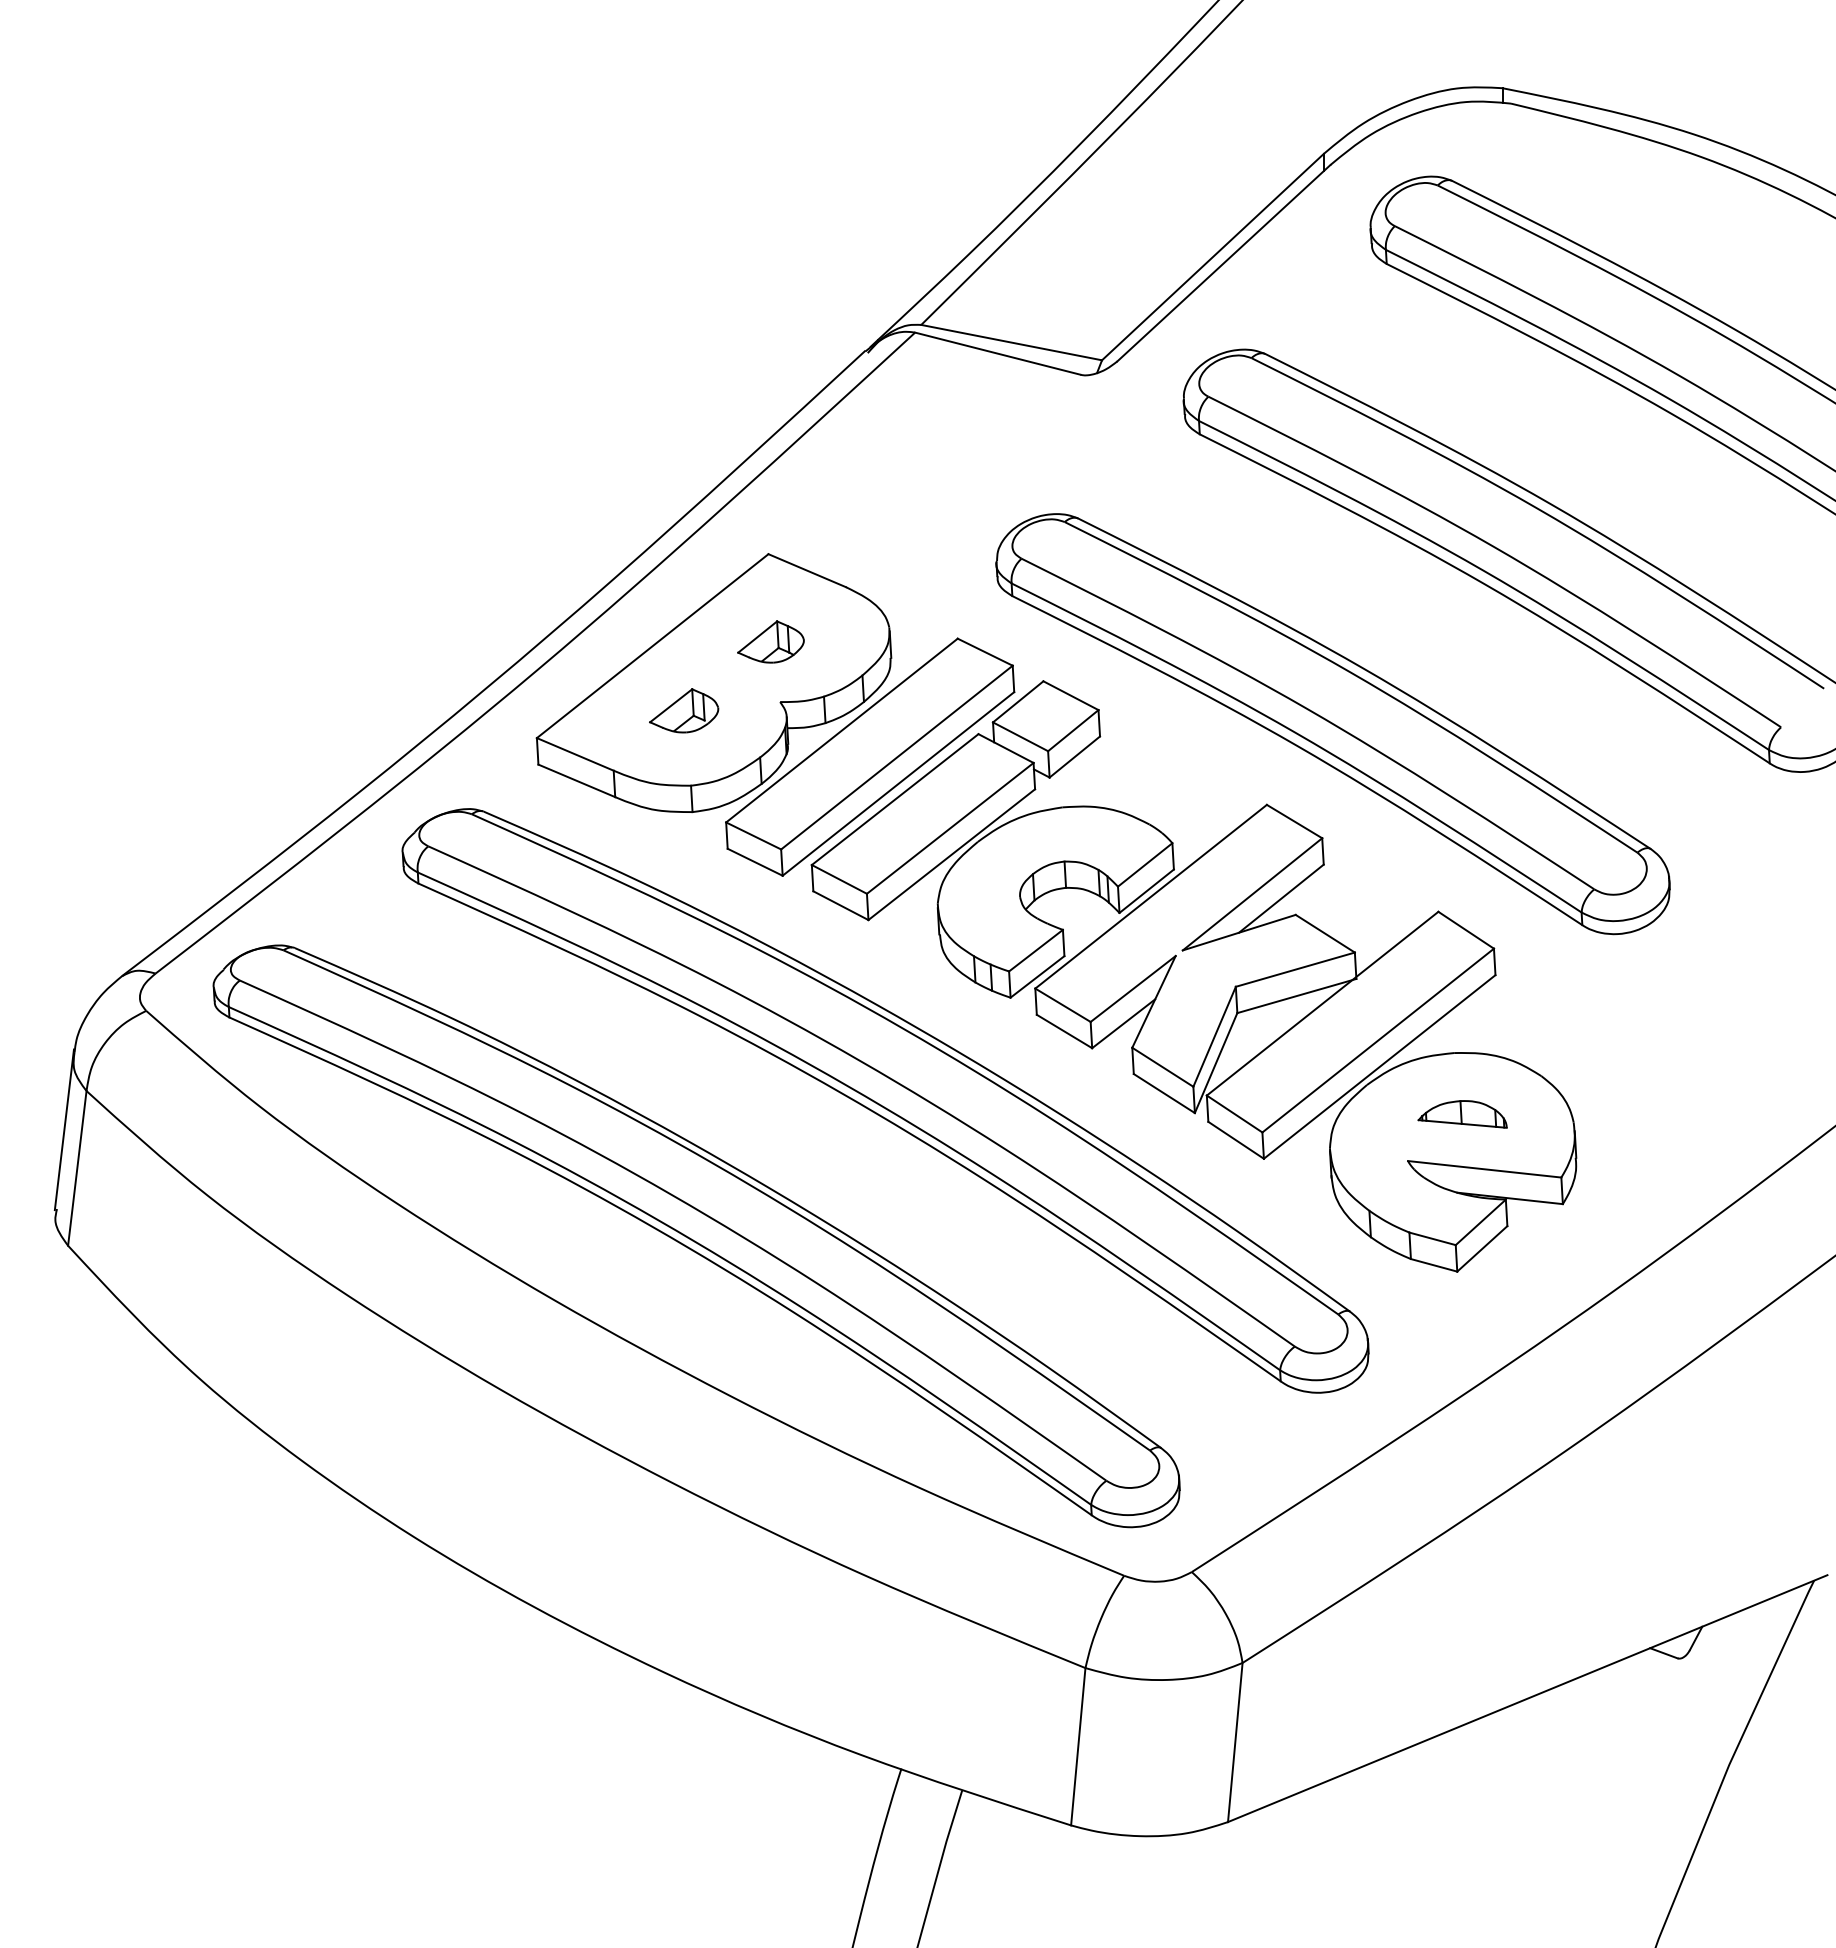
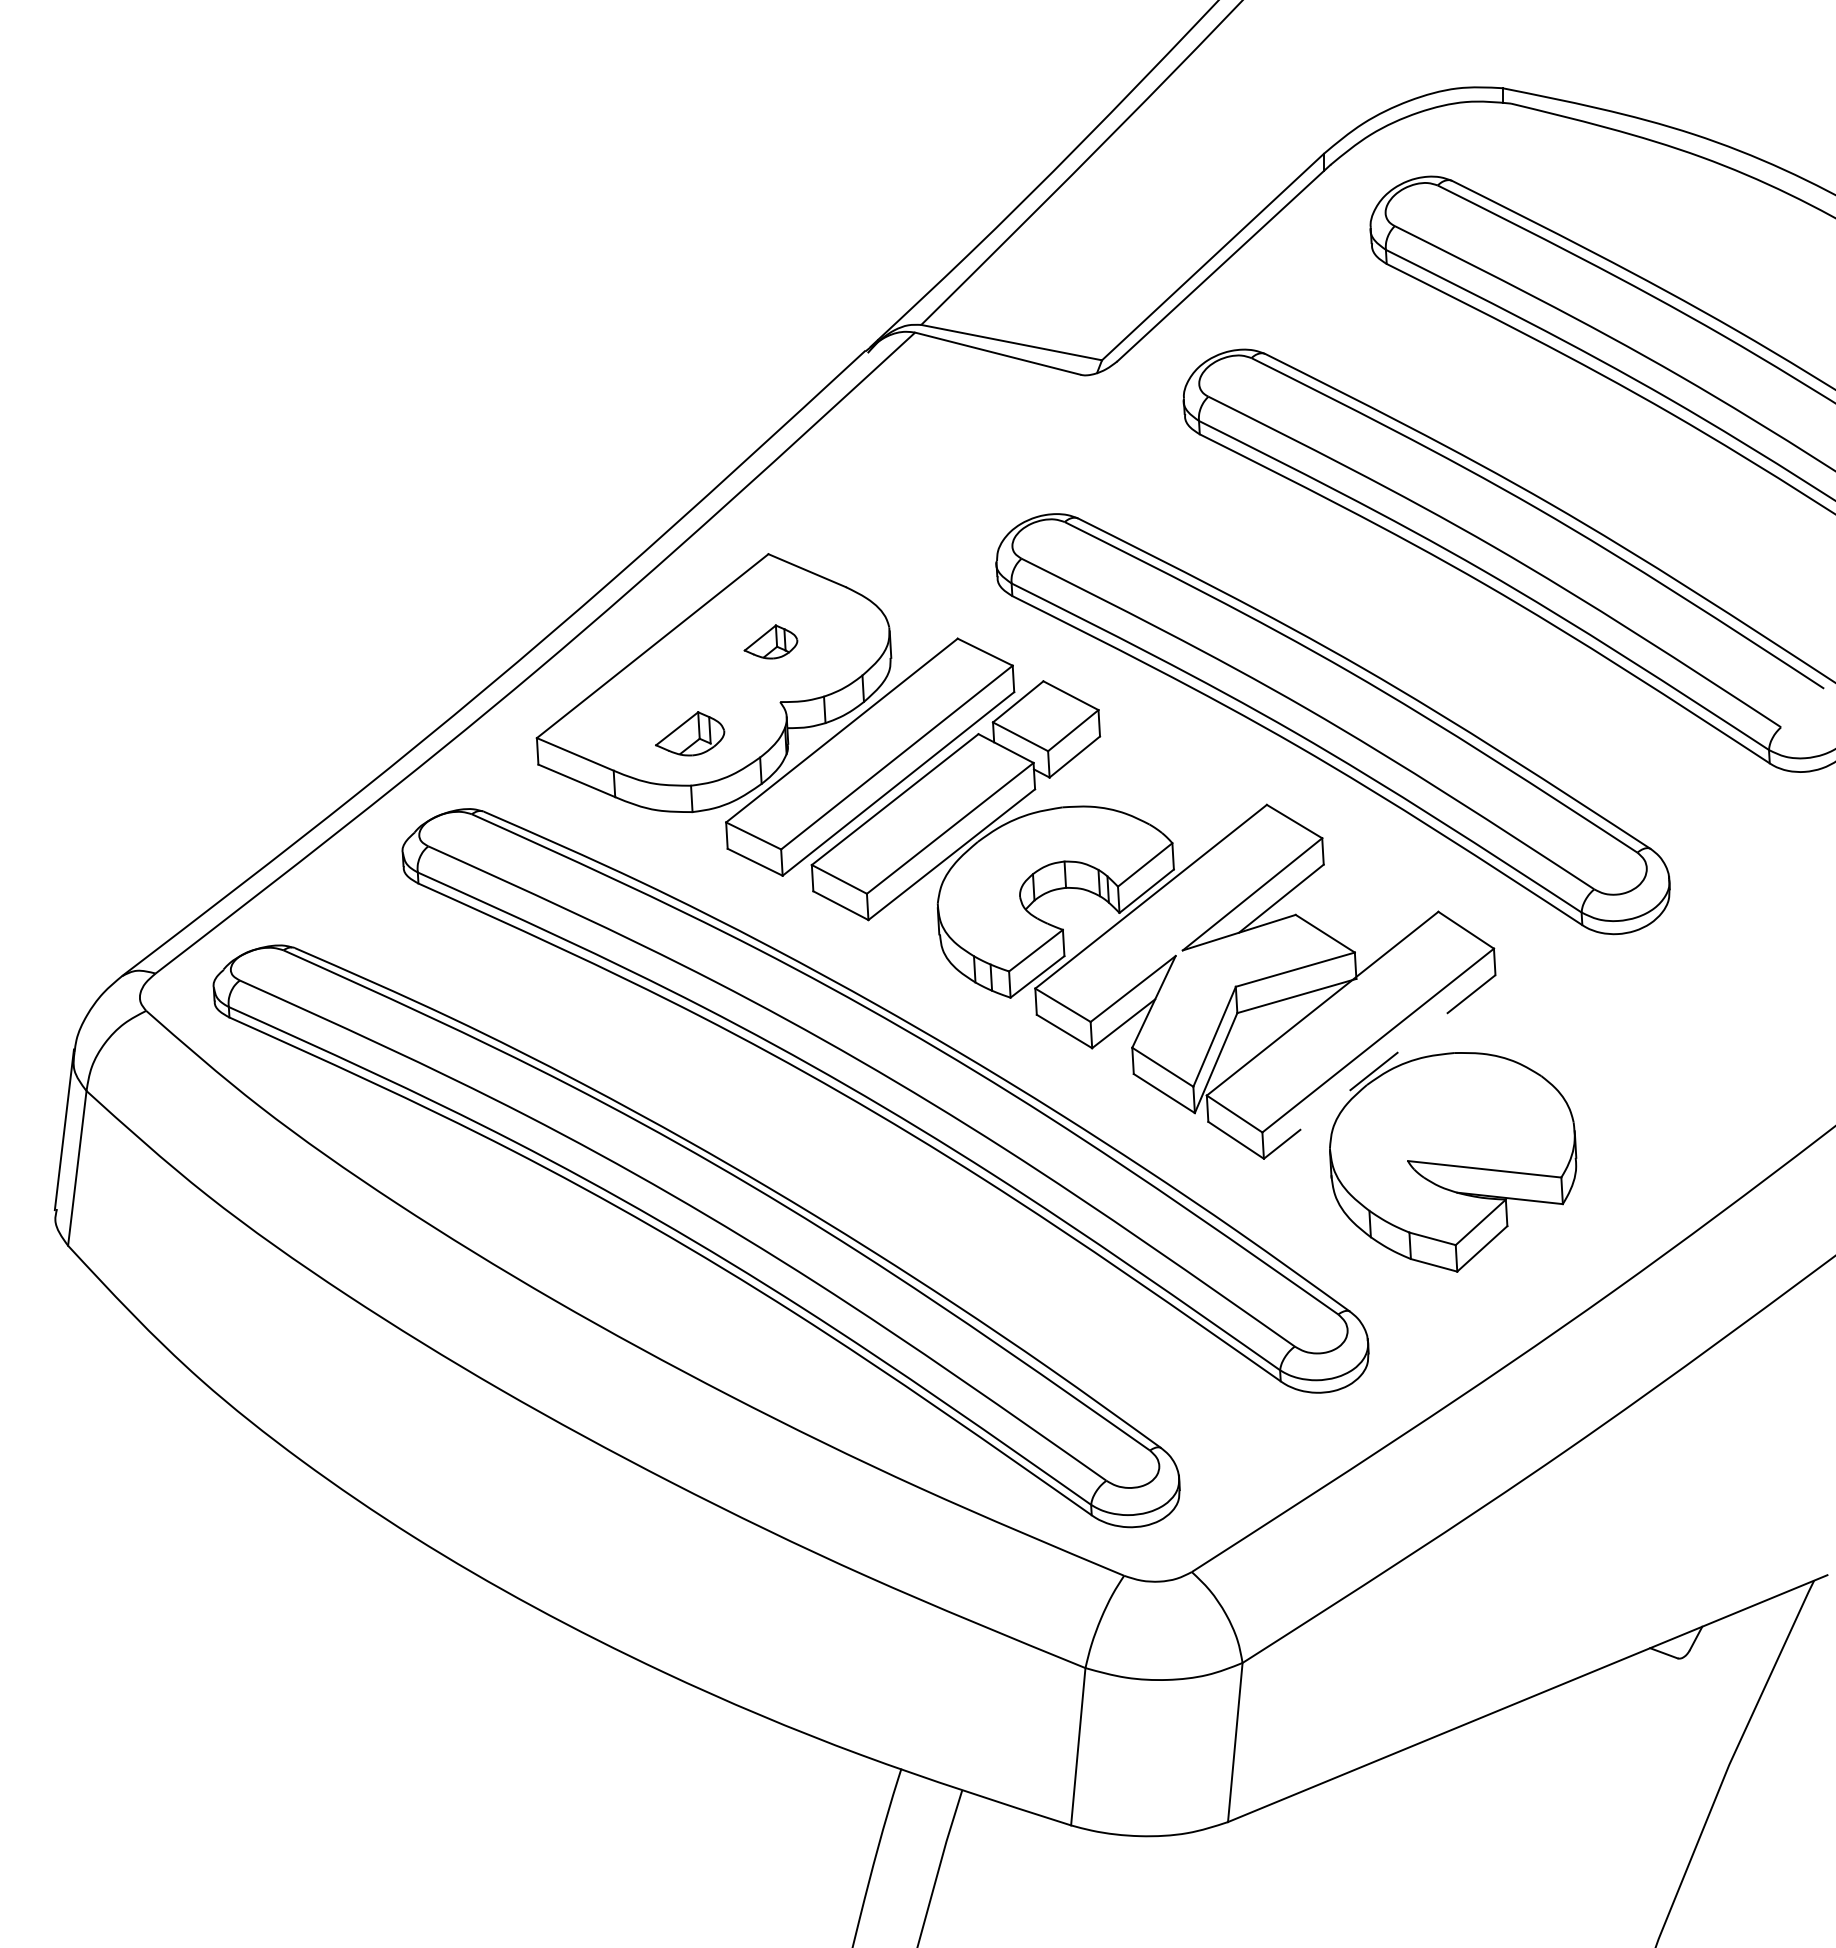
part size: 68x44 px -> 56x36 px (770, 641)
part position: (684, 710) -> (690, 733) (690, 733)
line: solid -> dashed (1379, 1066)
part: present -> none (1462, 1114)
